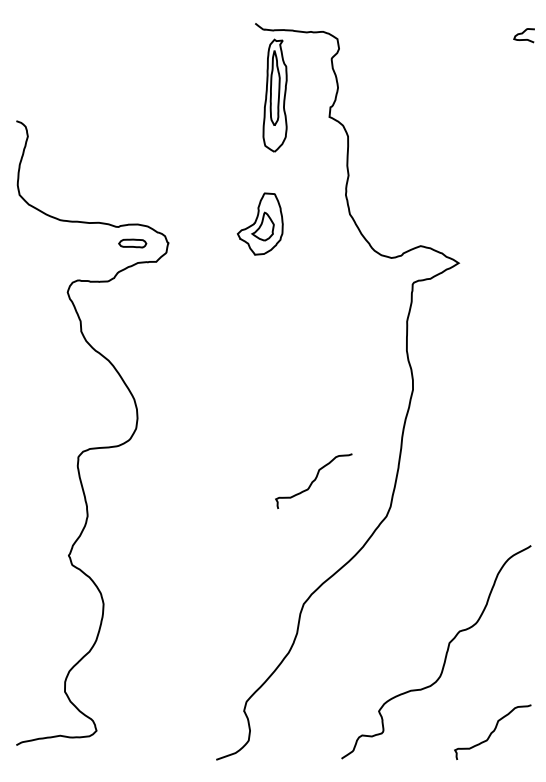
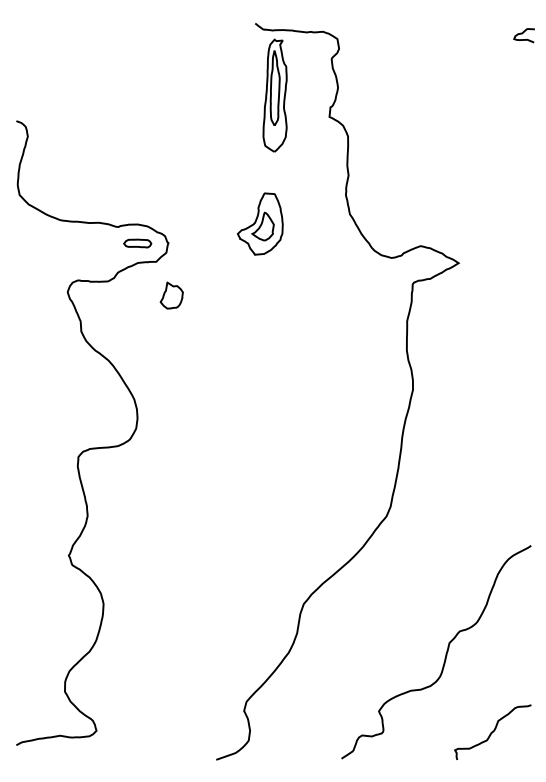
part position: (132, 243) -> (137, 243) (137, 243)
part: none -> present (171, 295)
curve: present -> none (313, 480)
